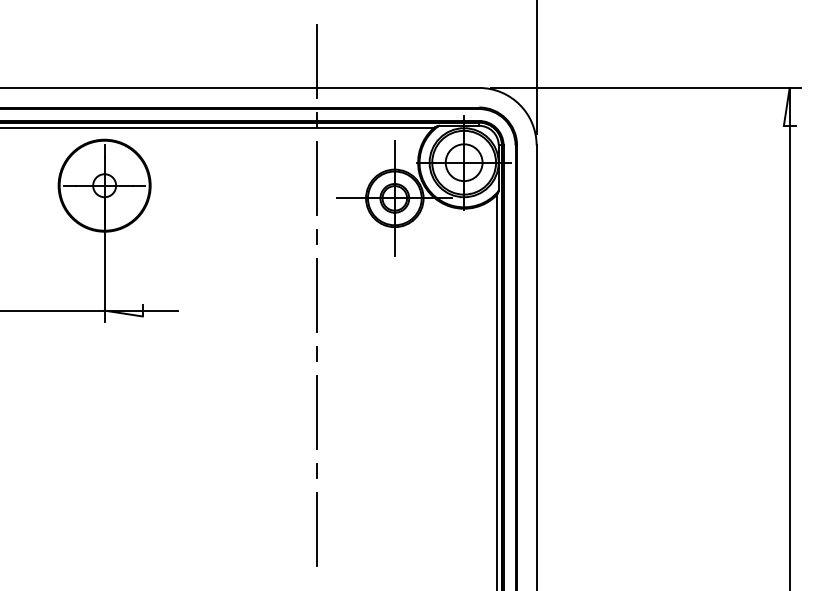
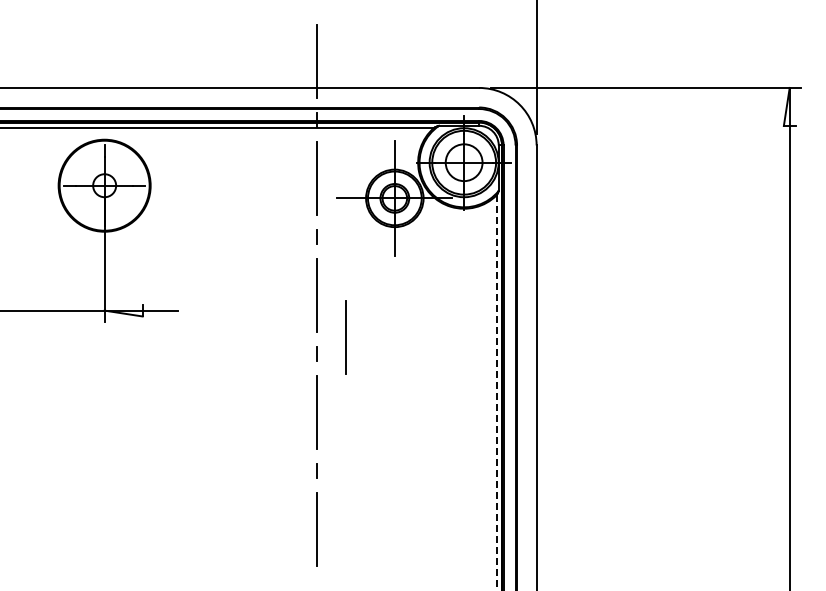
line: none -> present (345, 337)
line: solid -> dashed (496, 393)
